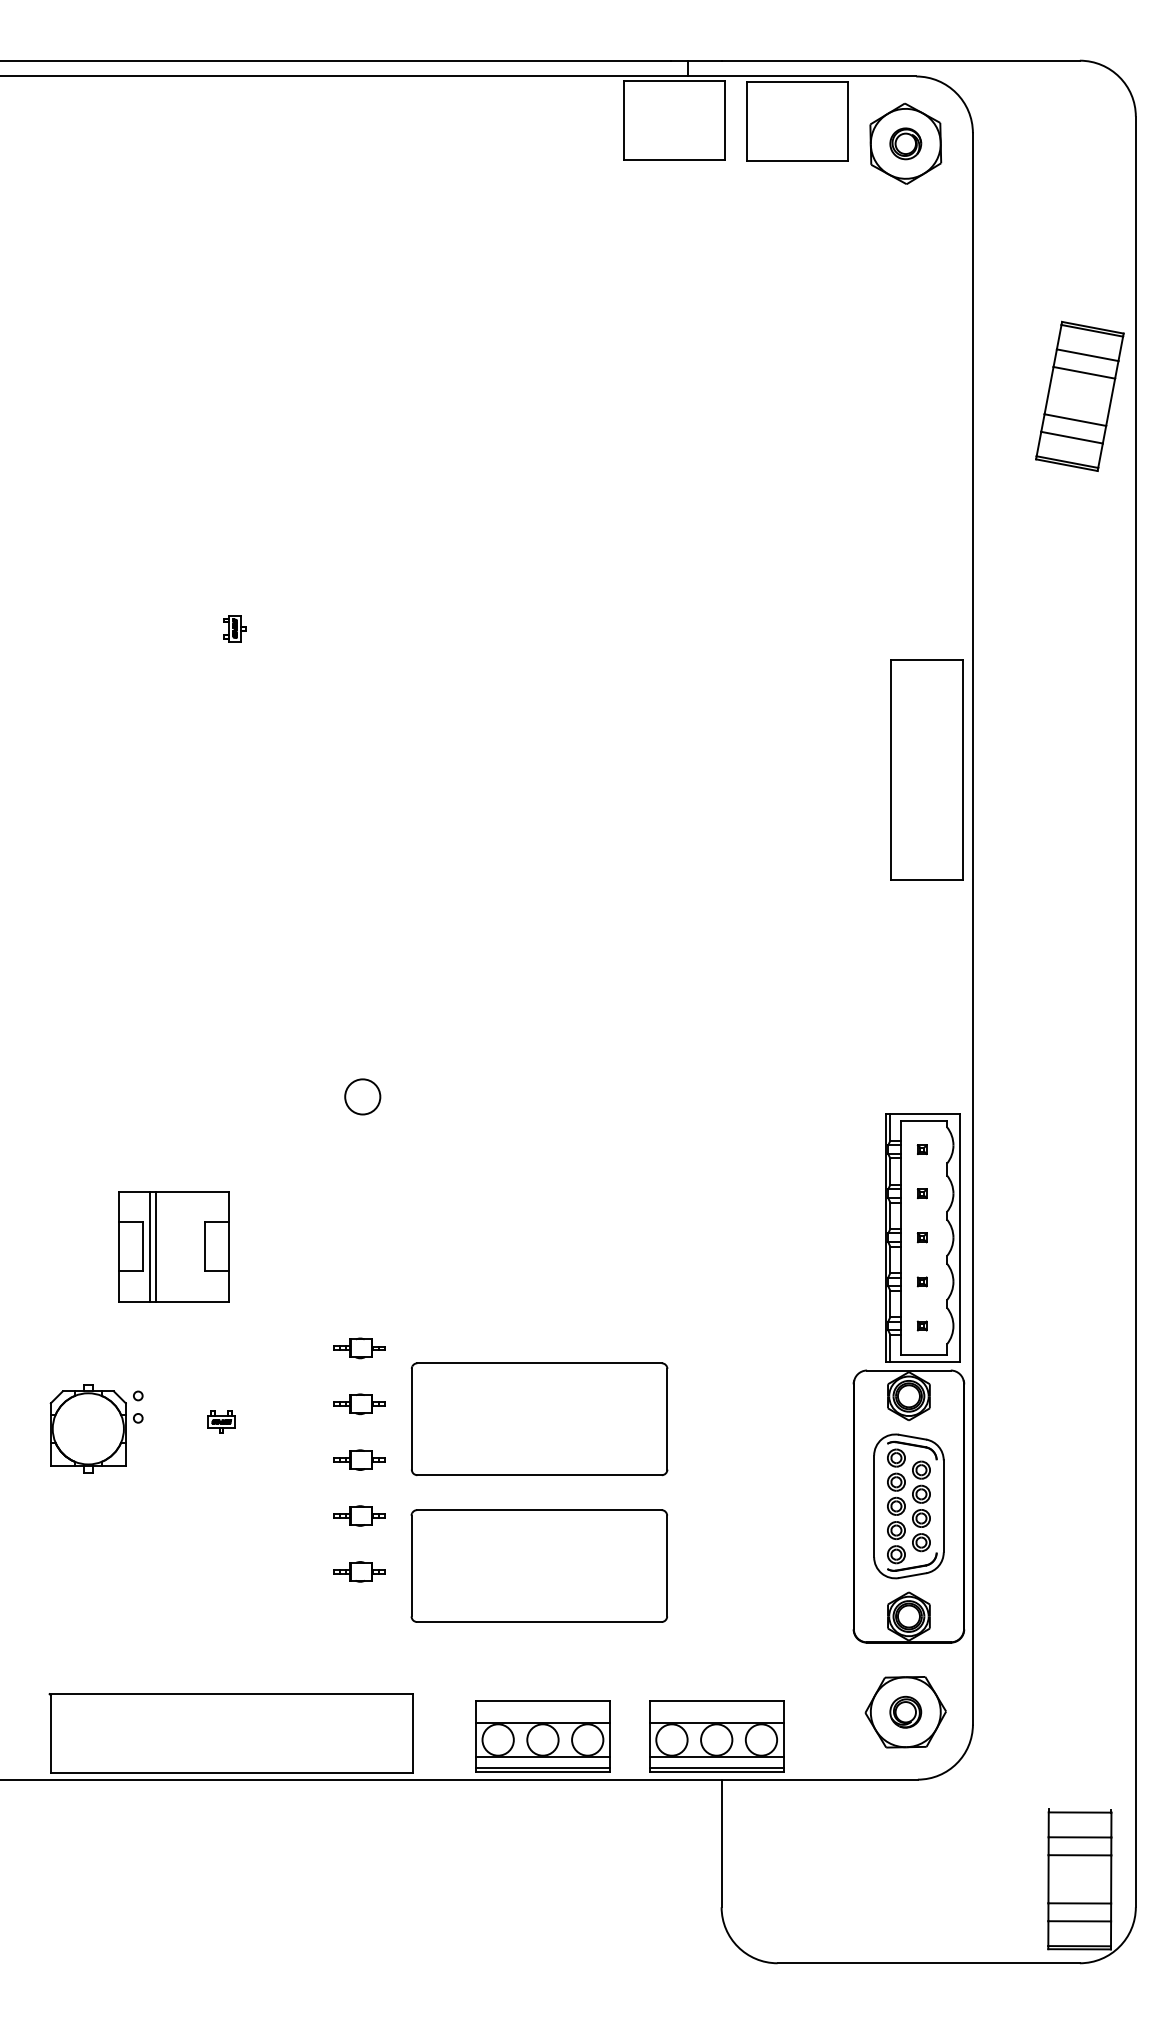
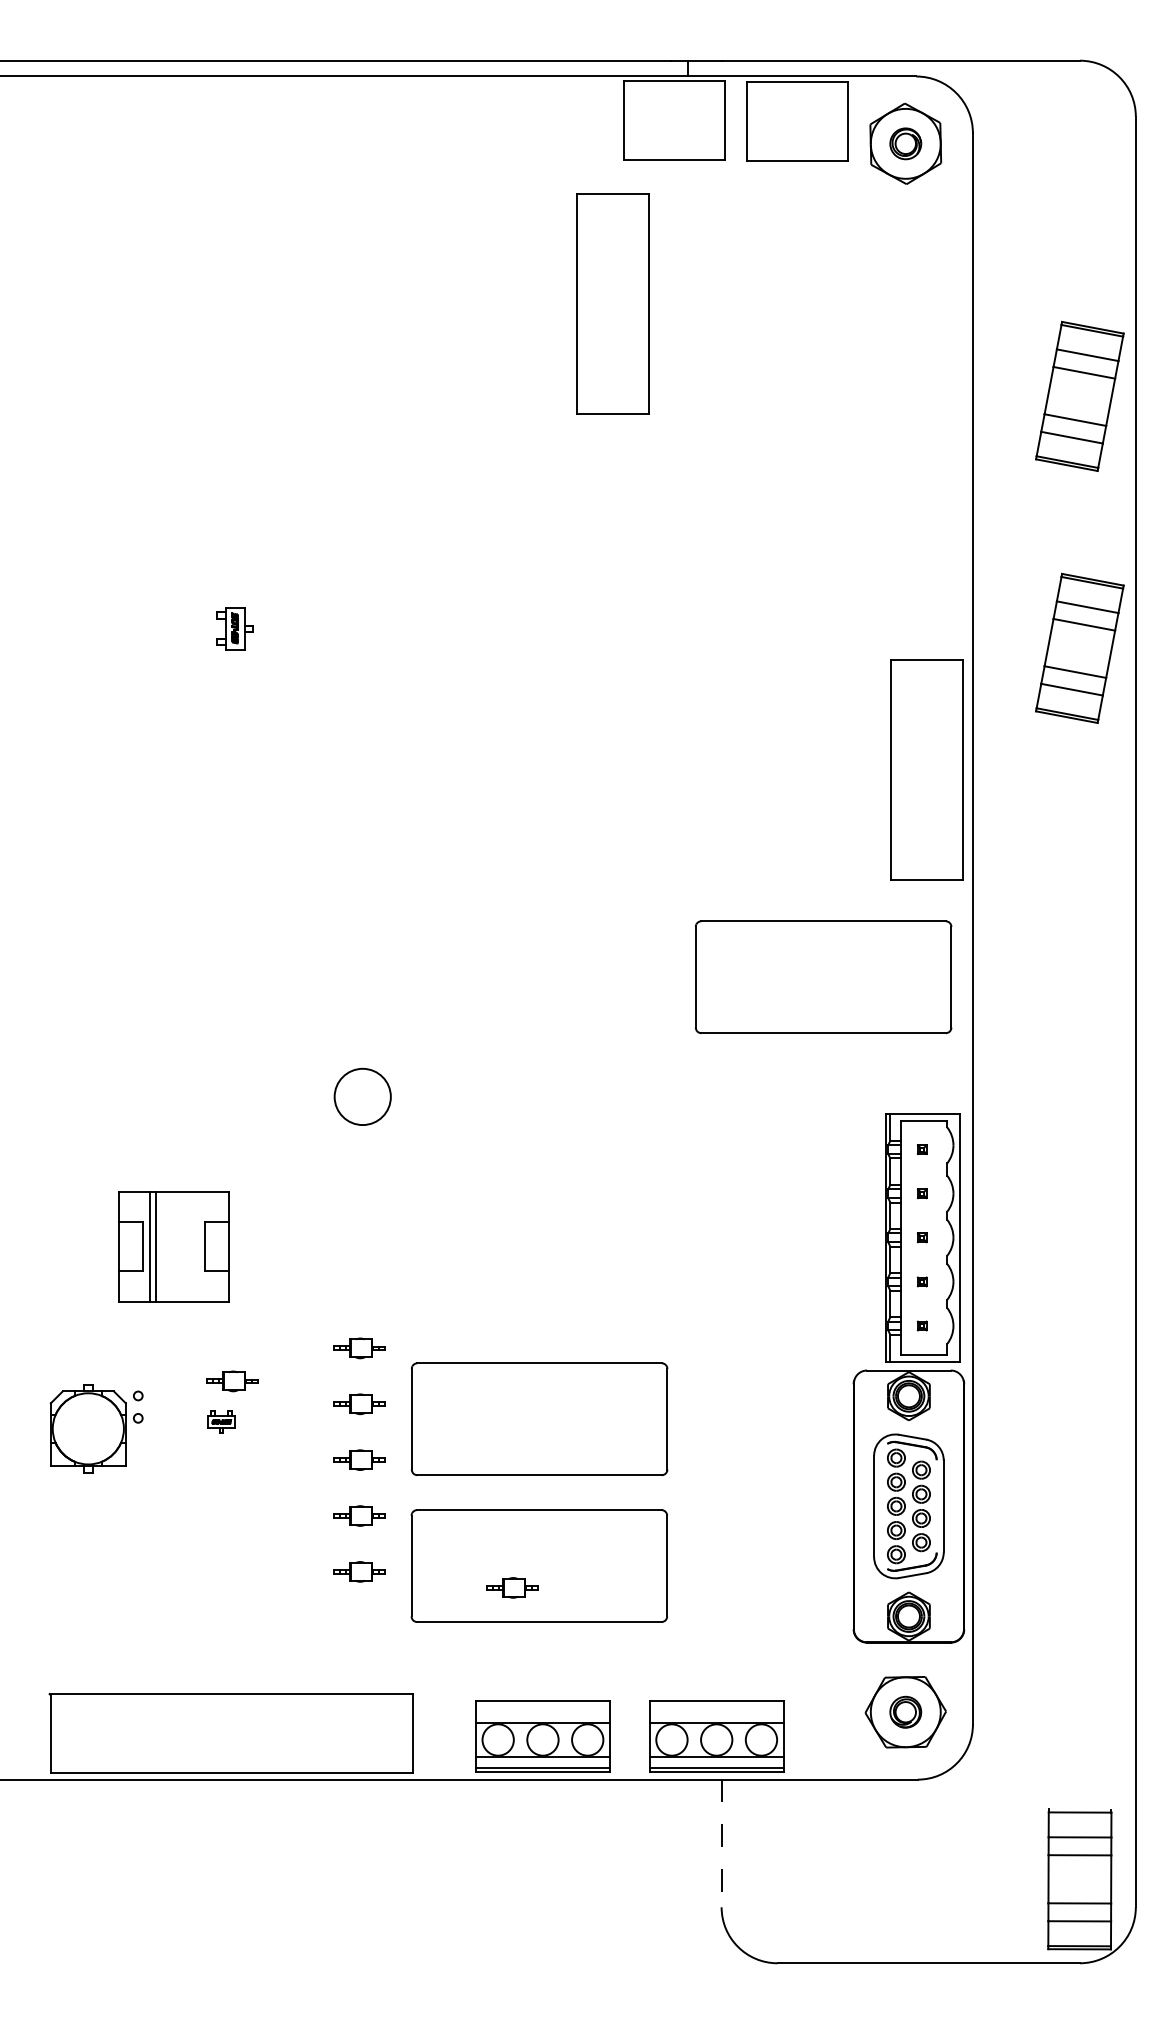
part: none -> present (612, 303)
part size: 24x28 px -> 38x44 px (234, 628)
part: none -> present (1079, 647)
part: none -> present (823, 977)
circle diameter: 35 px -> 56 px (362, 1096)
part: none -> present (232, 1381)
part: none -> present (512, 1587)
line: solid -> dashed (721, 1843)
